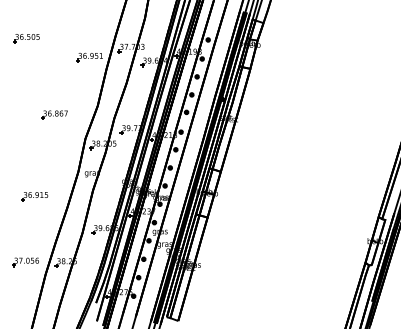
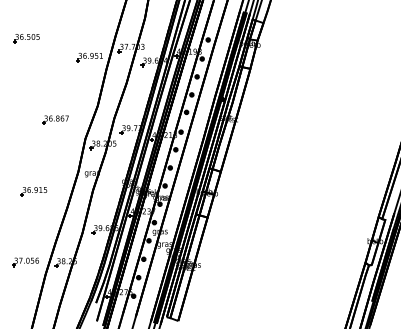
part position: (54, 114) -> (55, 119) (55, 119)
part position: (34, 196) -> (33, 191) (33, 191)
